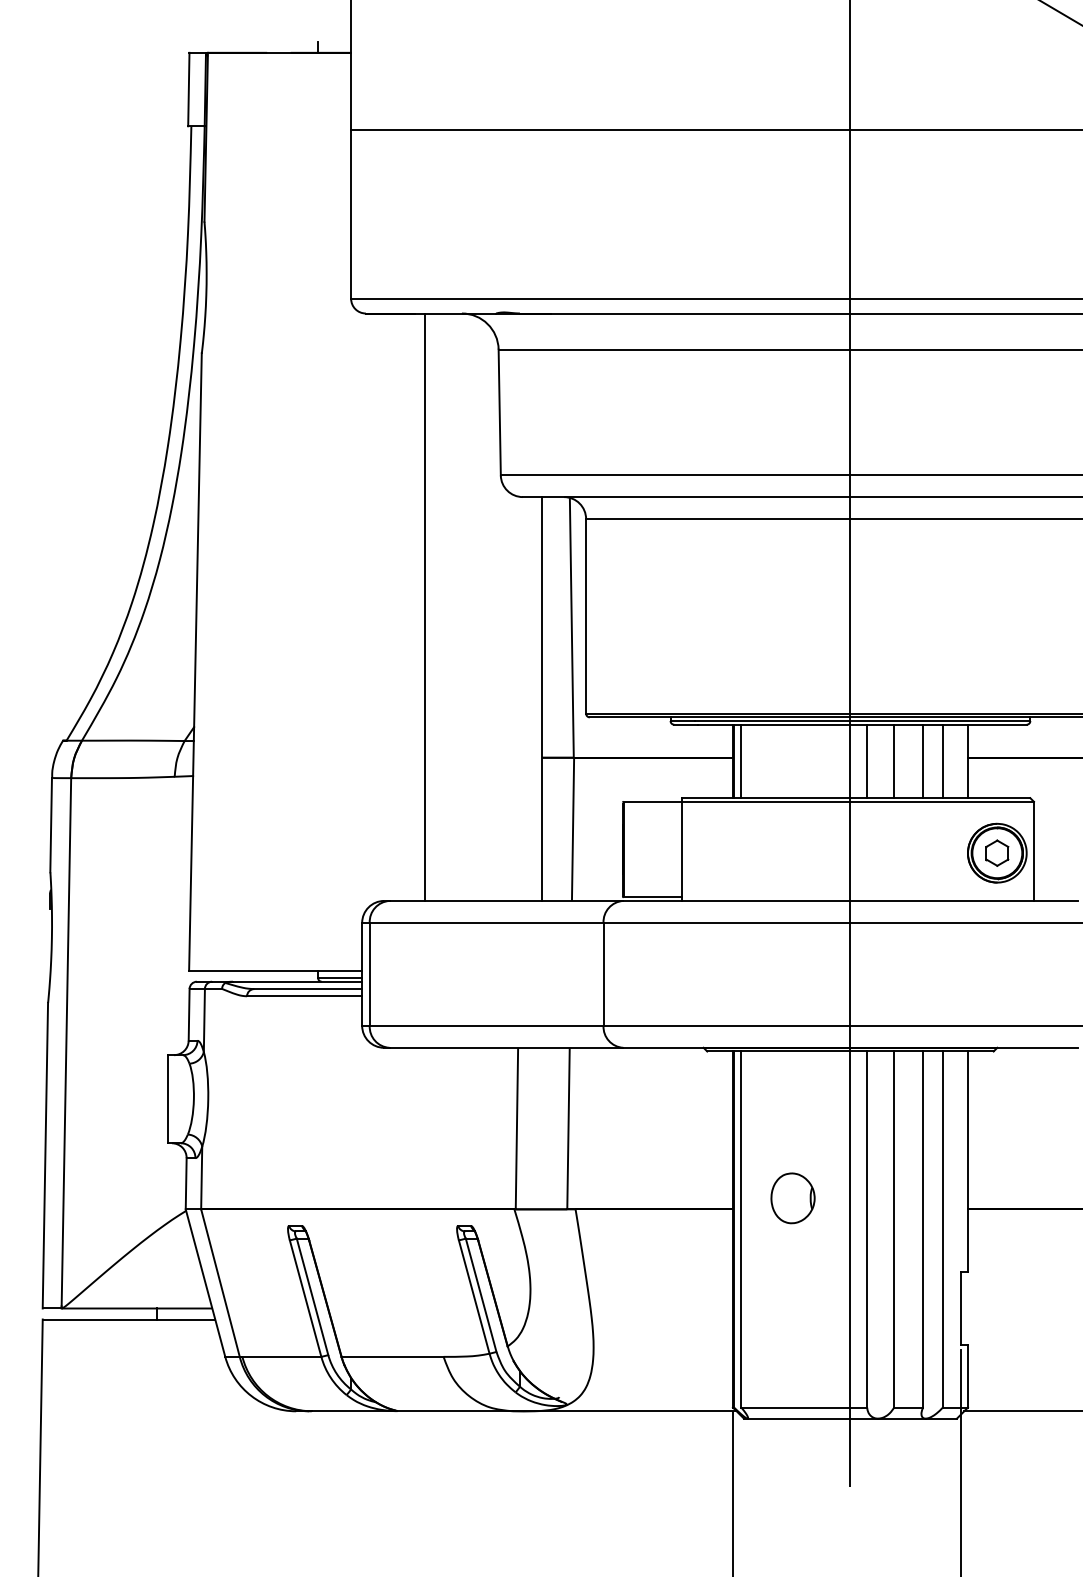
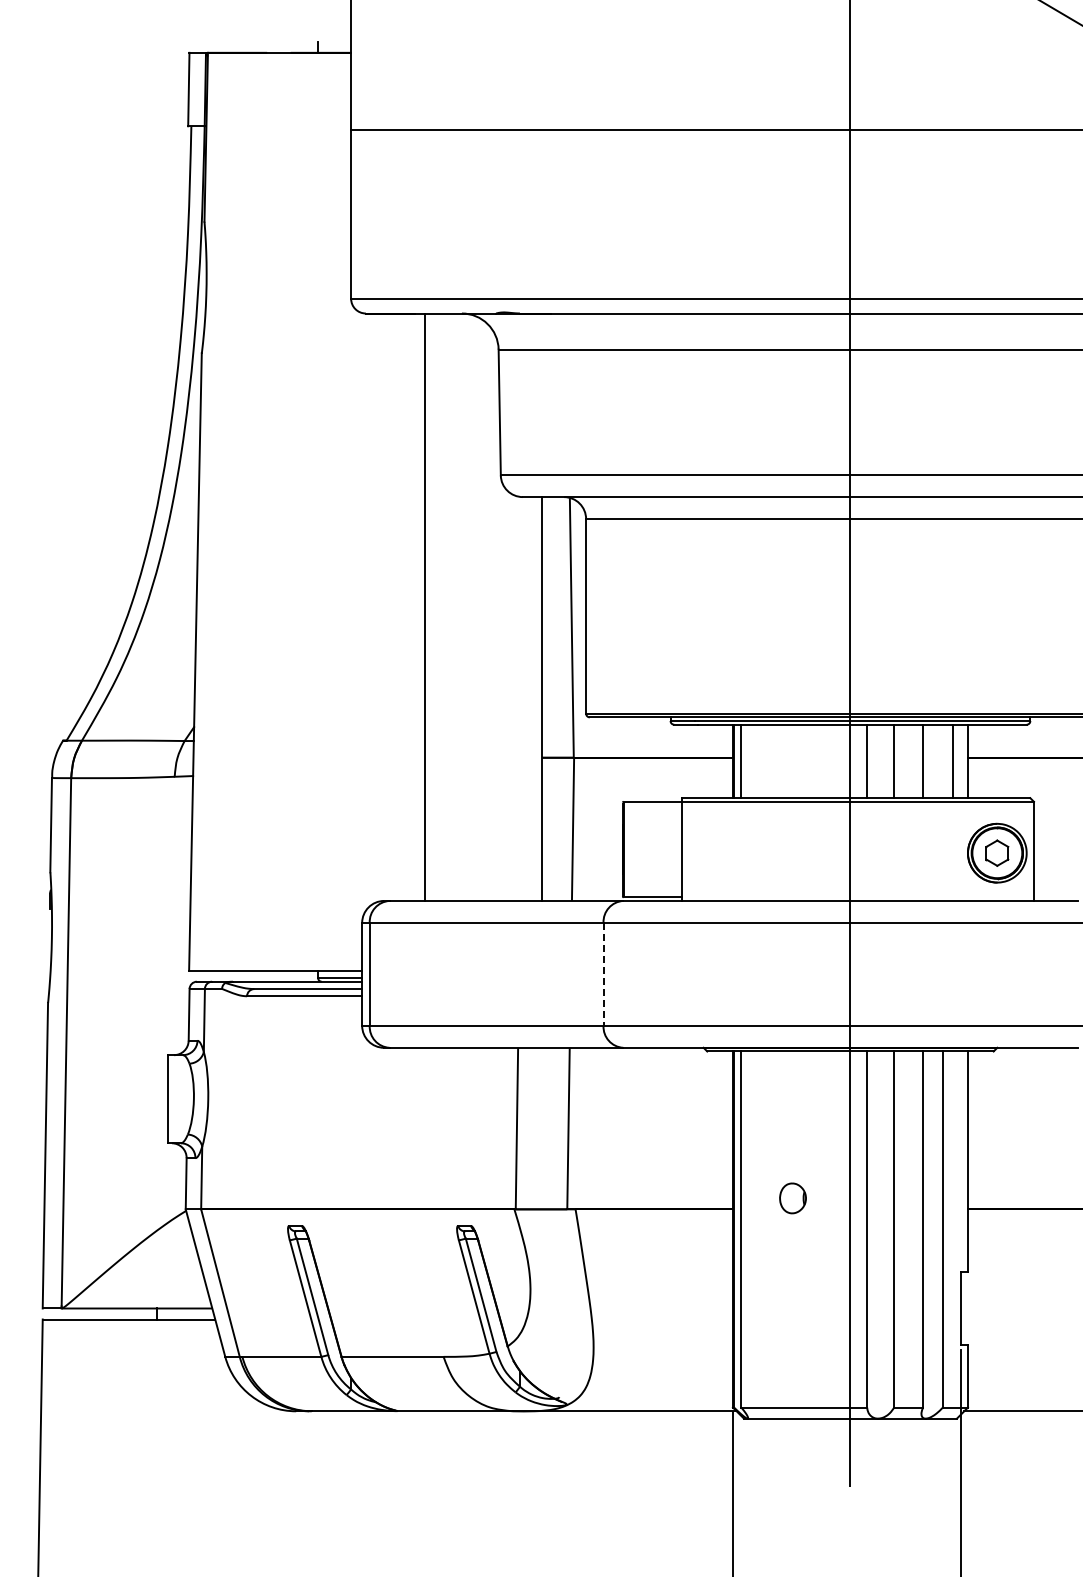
line position: (942, 761) -> (952, 761) (952, 761)
line: solid -> dashed (603, 974)
part size: 46x53 px -> 28x33 px (792, 1198)
